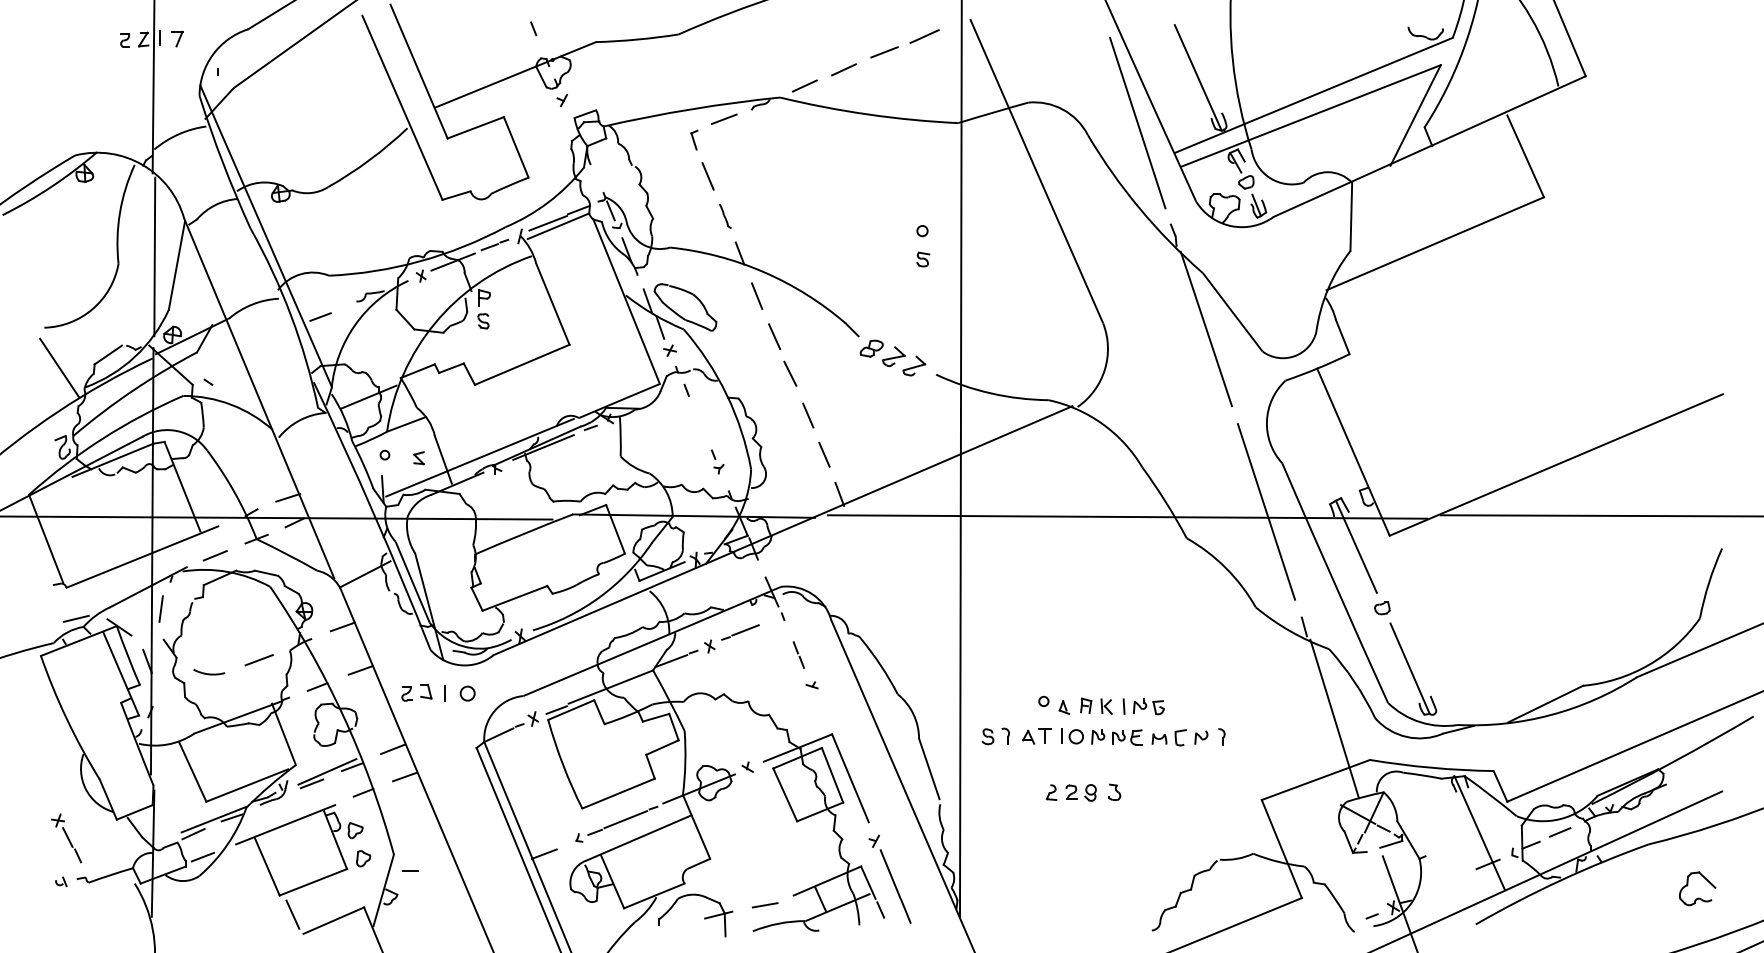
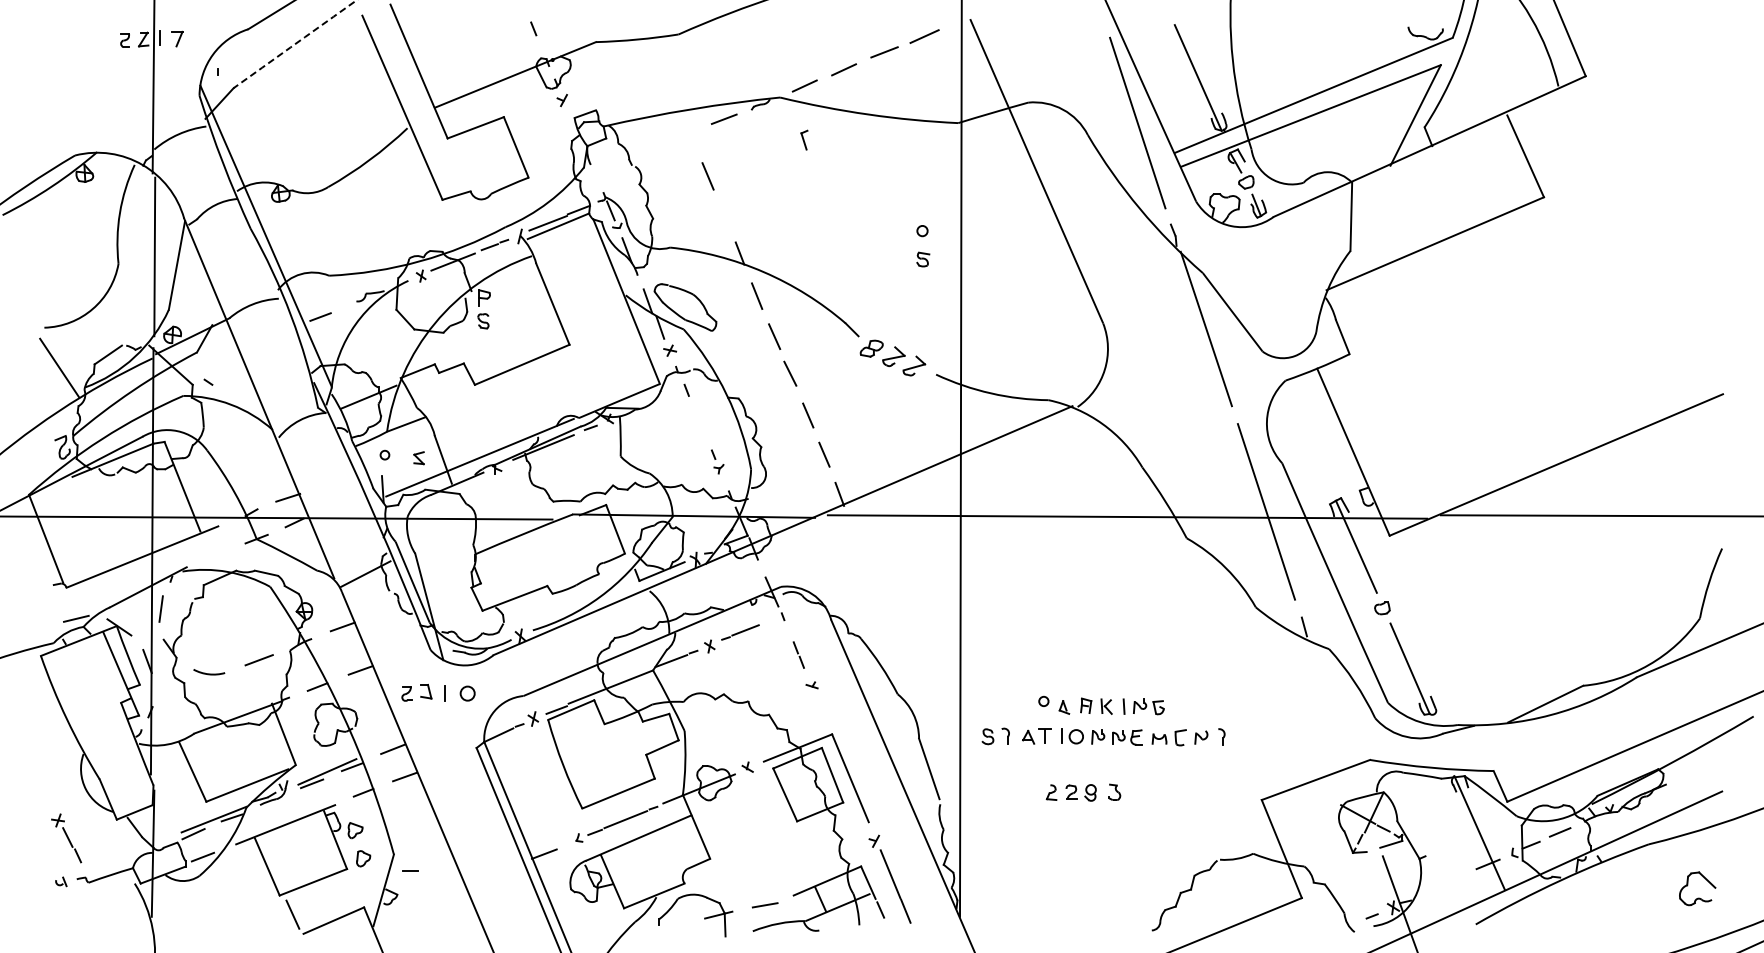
arc: solid -> dashed (294, 44)
part position: (694, 139) -> (804, 139) (804, 139)
part: present -> none (725, 215)
line: present -> none (214, 555)
line: present -> none (1334, 718)
